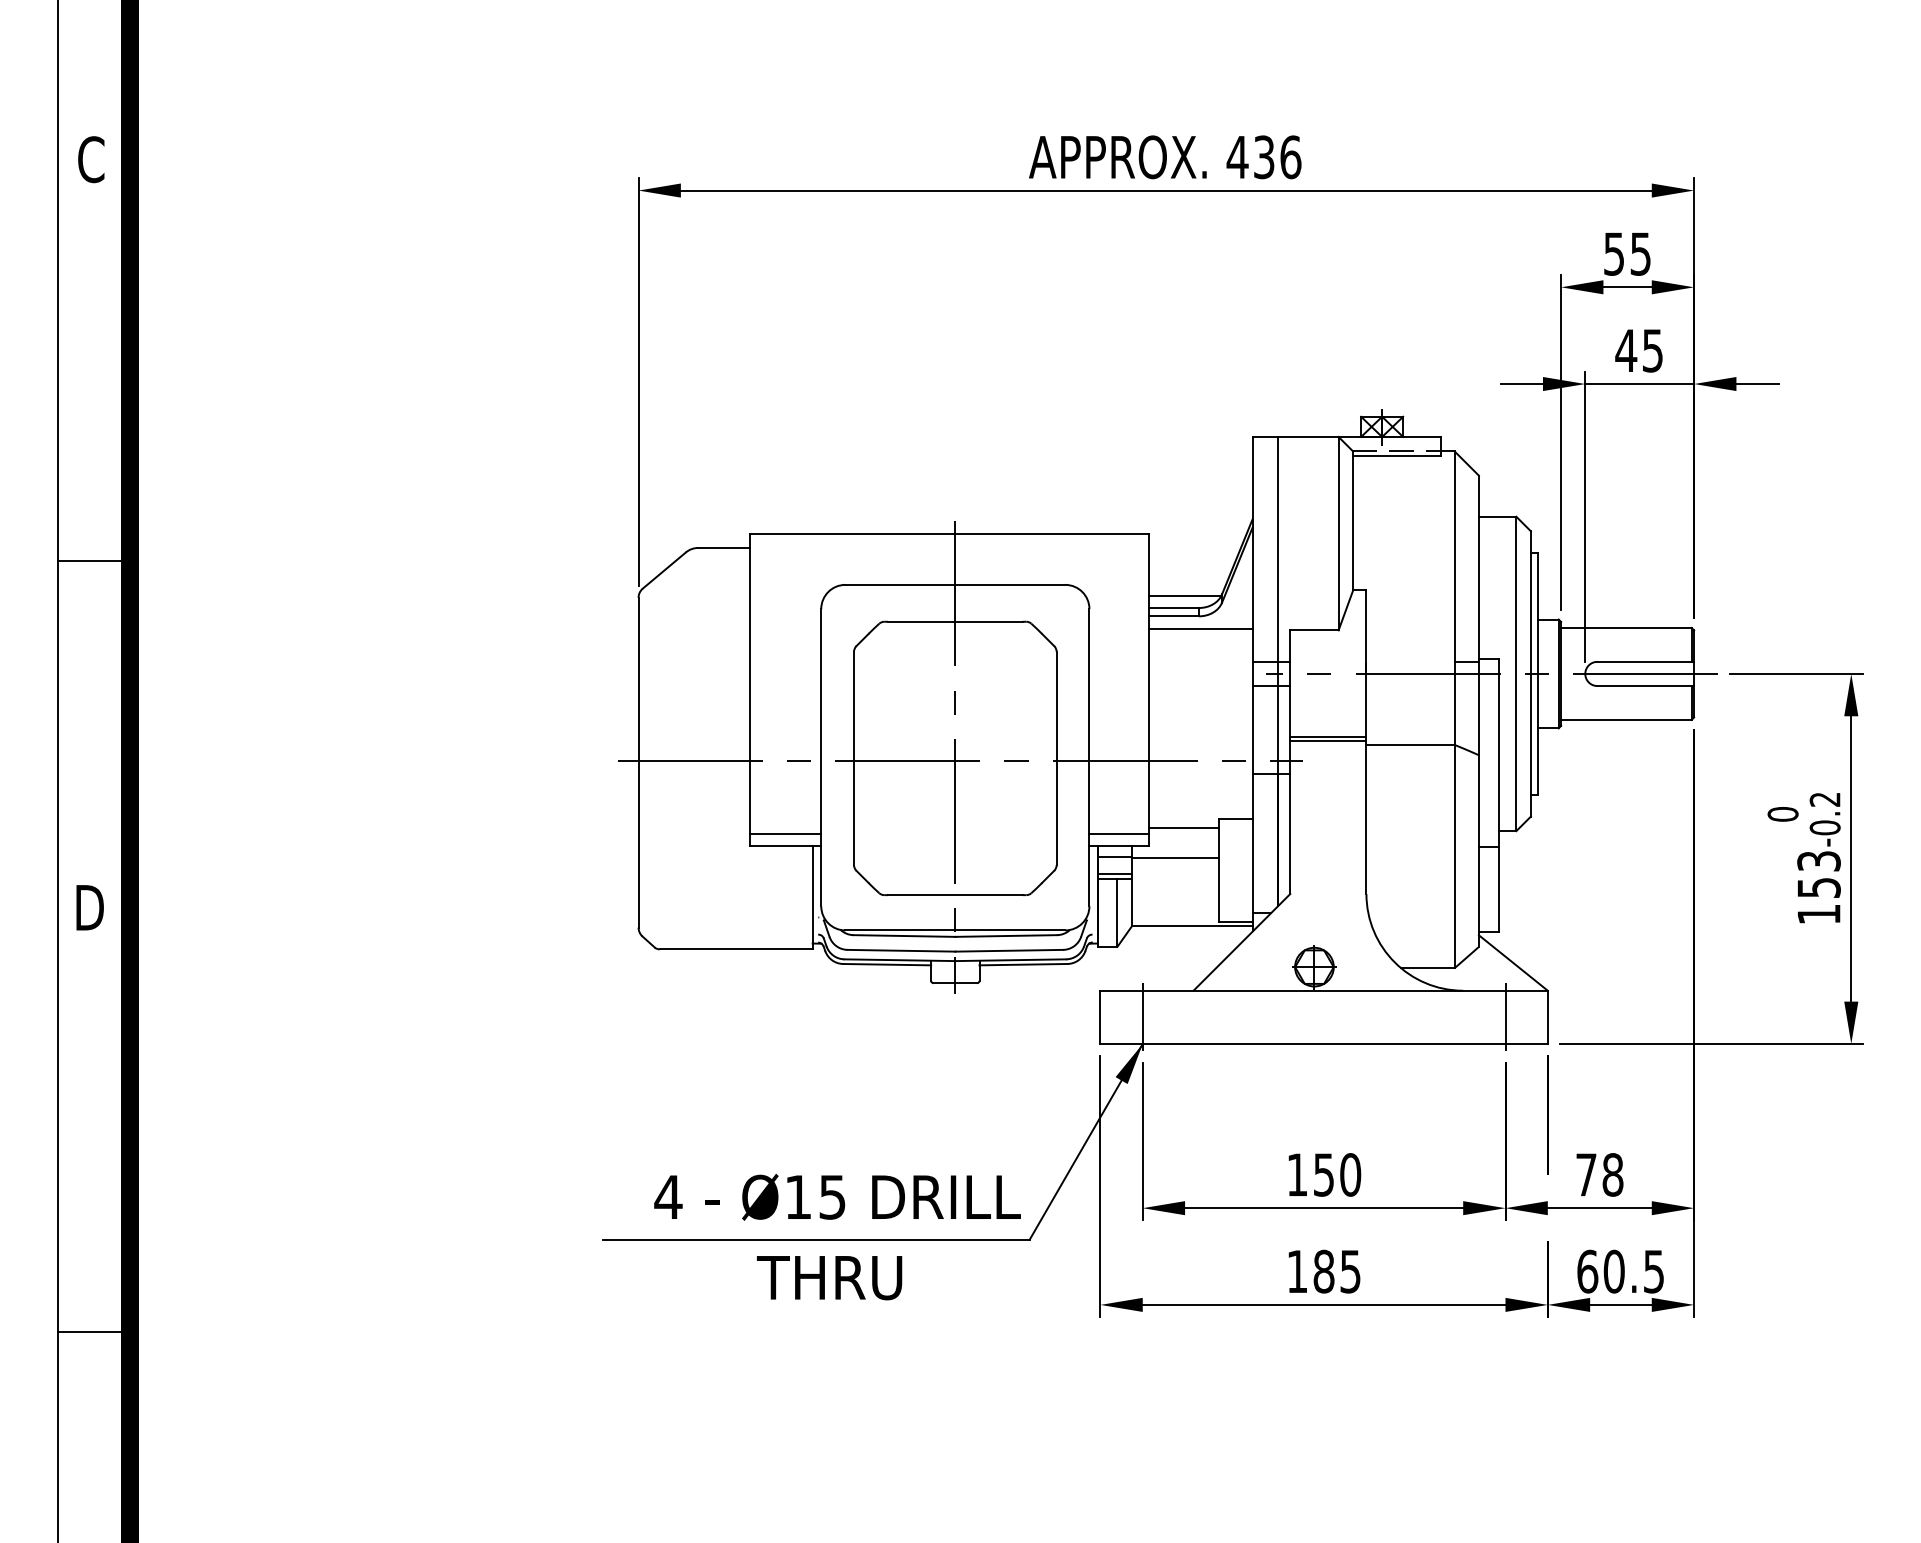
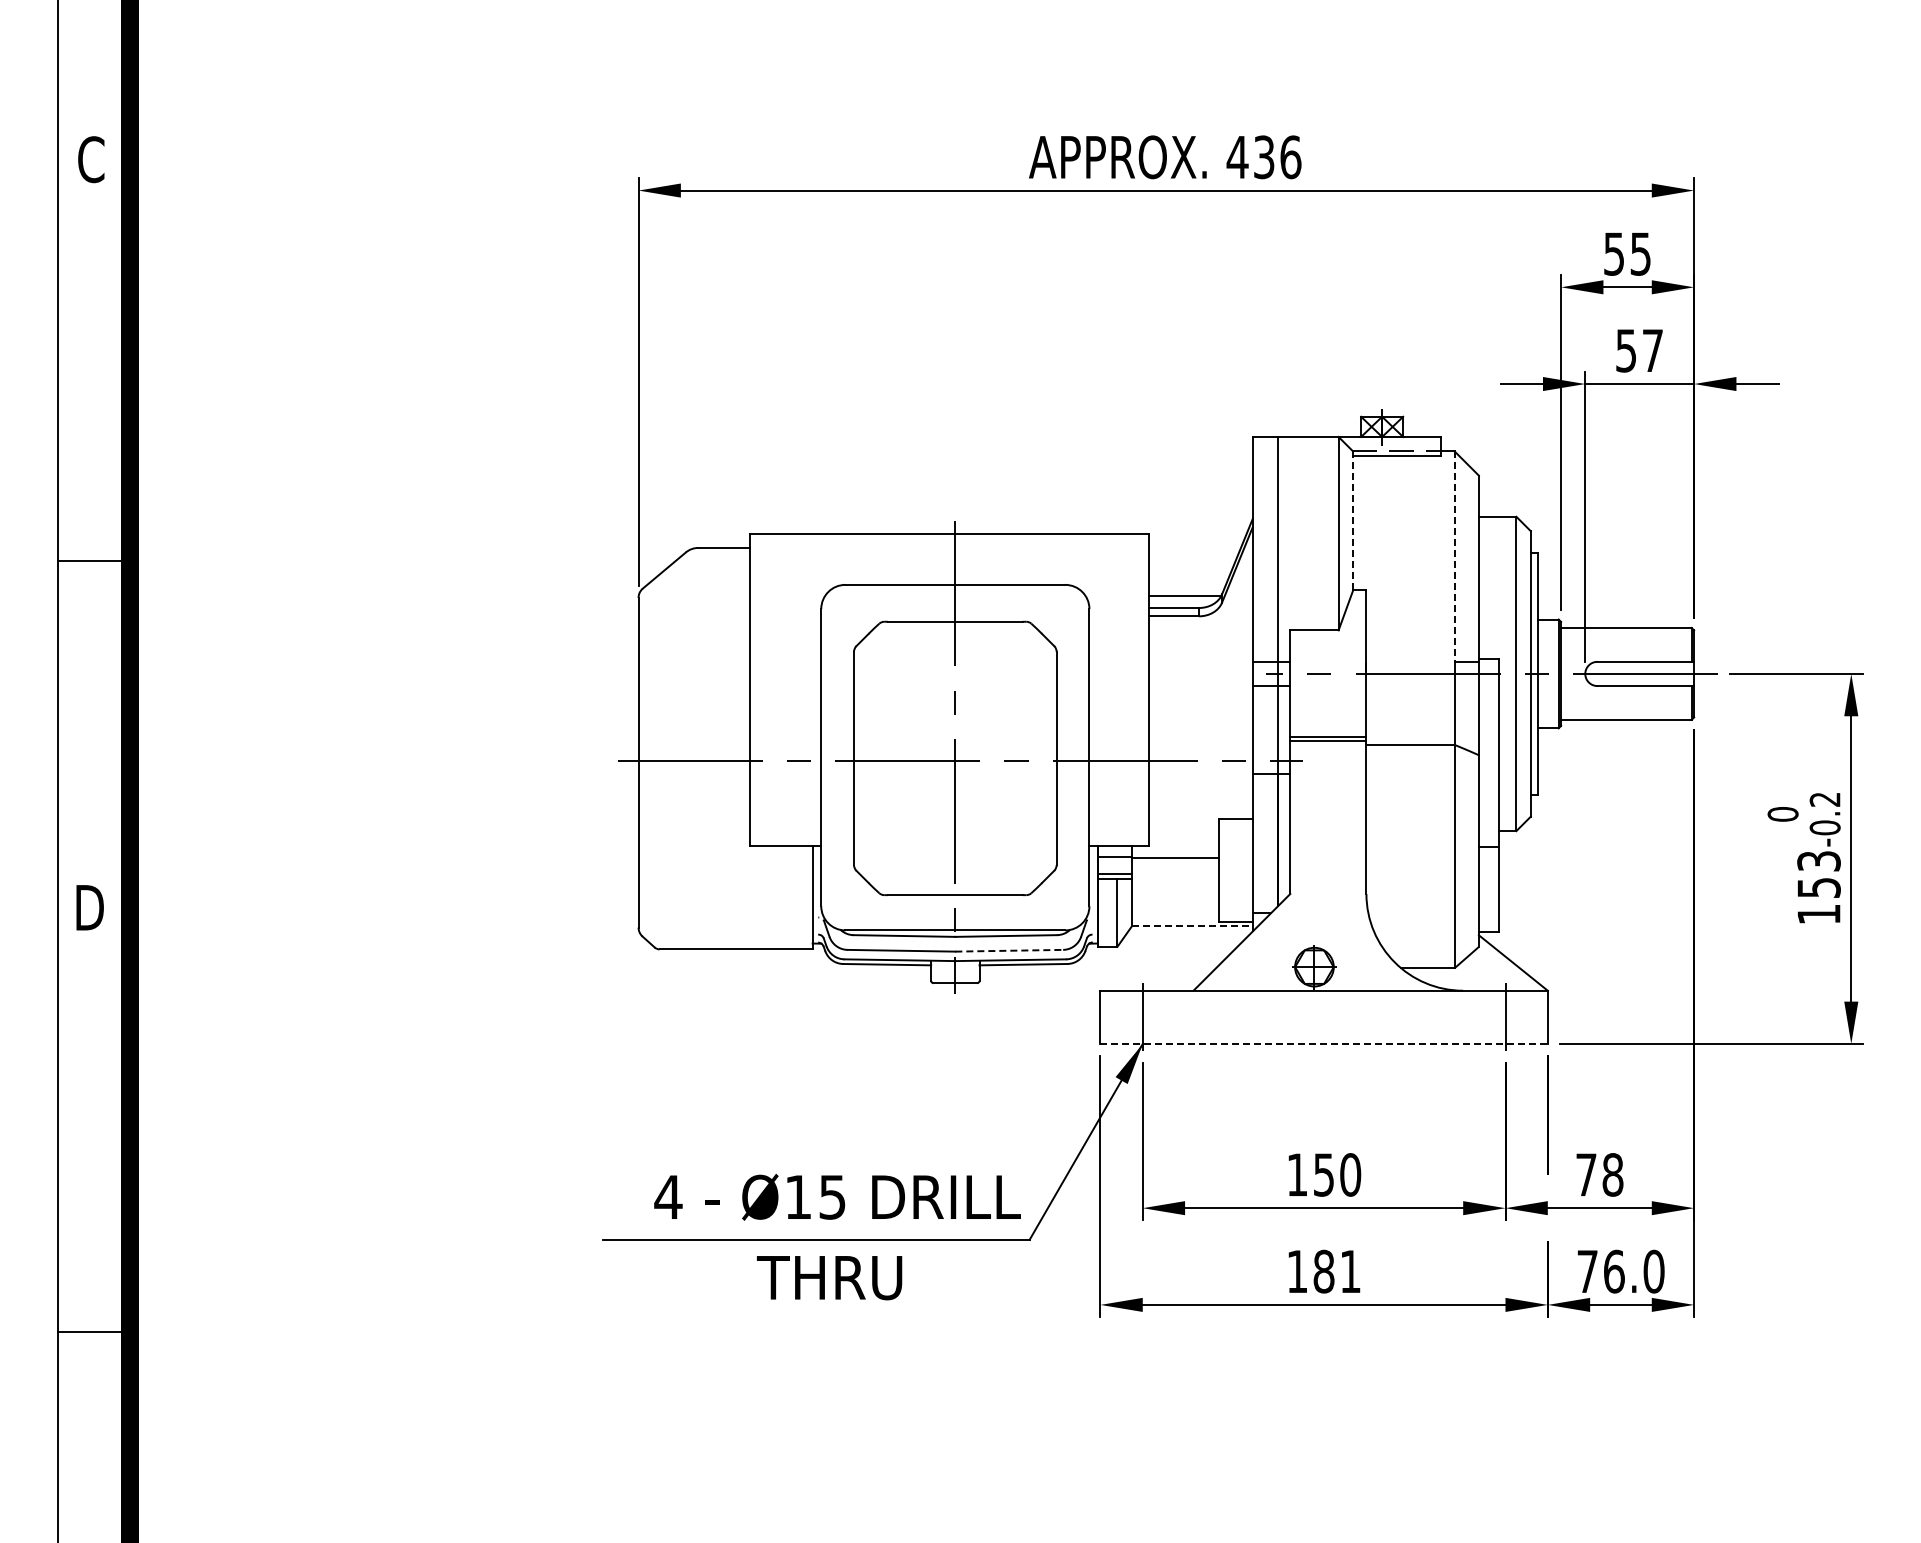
text: 45 -> 57 (1638, 350)
line: solid -> dashed (1353, 520)
line: solid -> dashed (1454, 557)
line: present -> none (1200, 629)
line: present -> none (1183, 828)
line: present -> none (785, 834)
line: present -> none (1118, 834)
line: solid -> dashed (1192, 926)
line: solid -> dashed (1009, 950)
line: solid -> dashed (1324, 1043)
text: 185 -> 181 (1350, 1271)
text: 60.5 -> 76.0 (1620, 1271)
